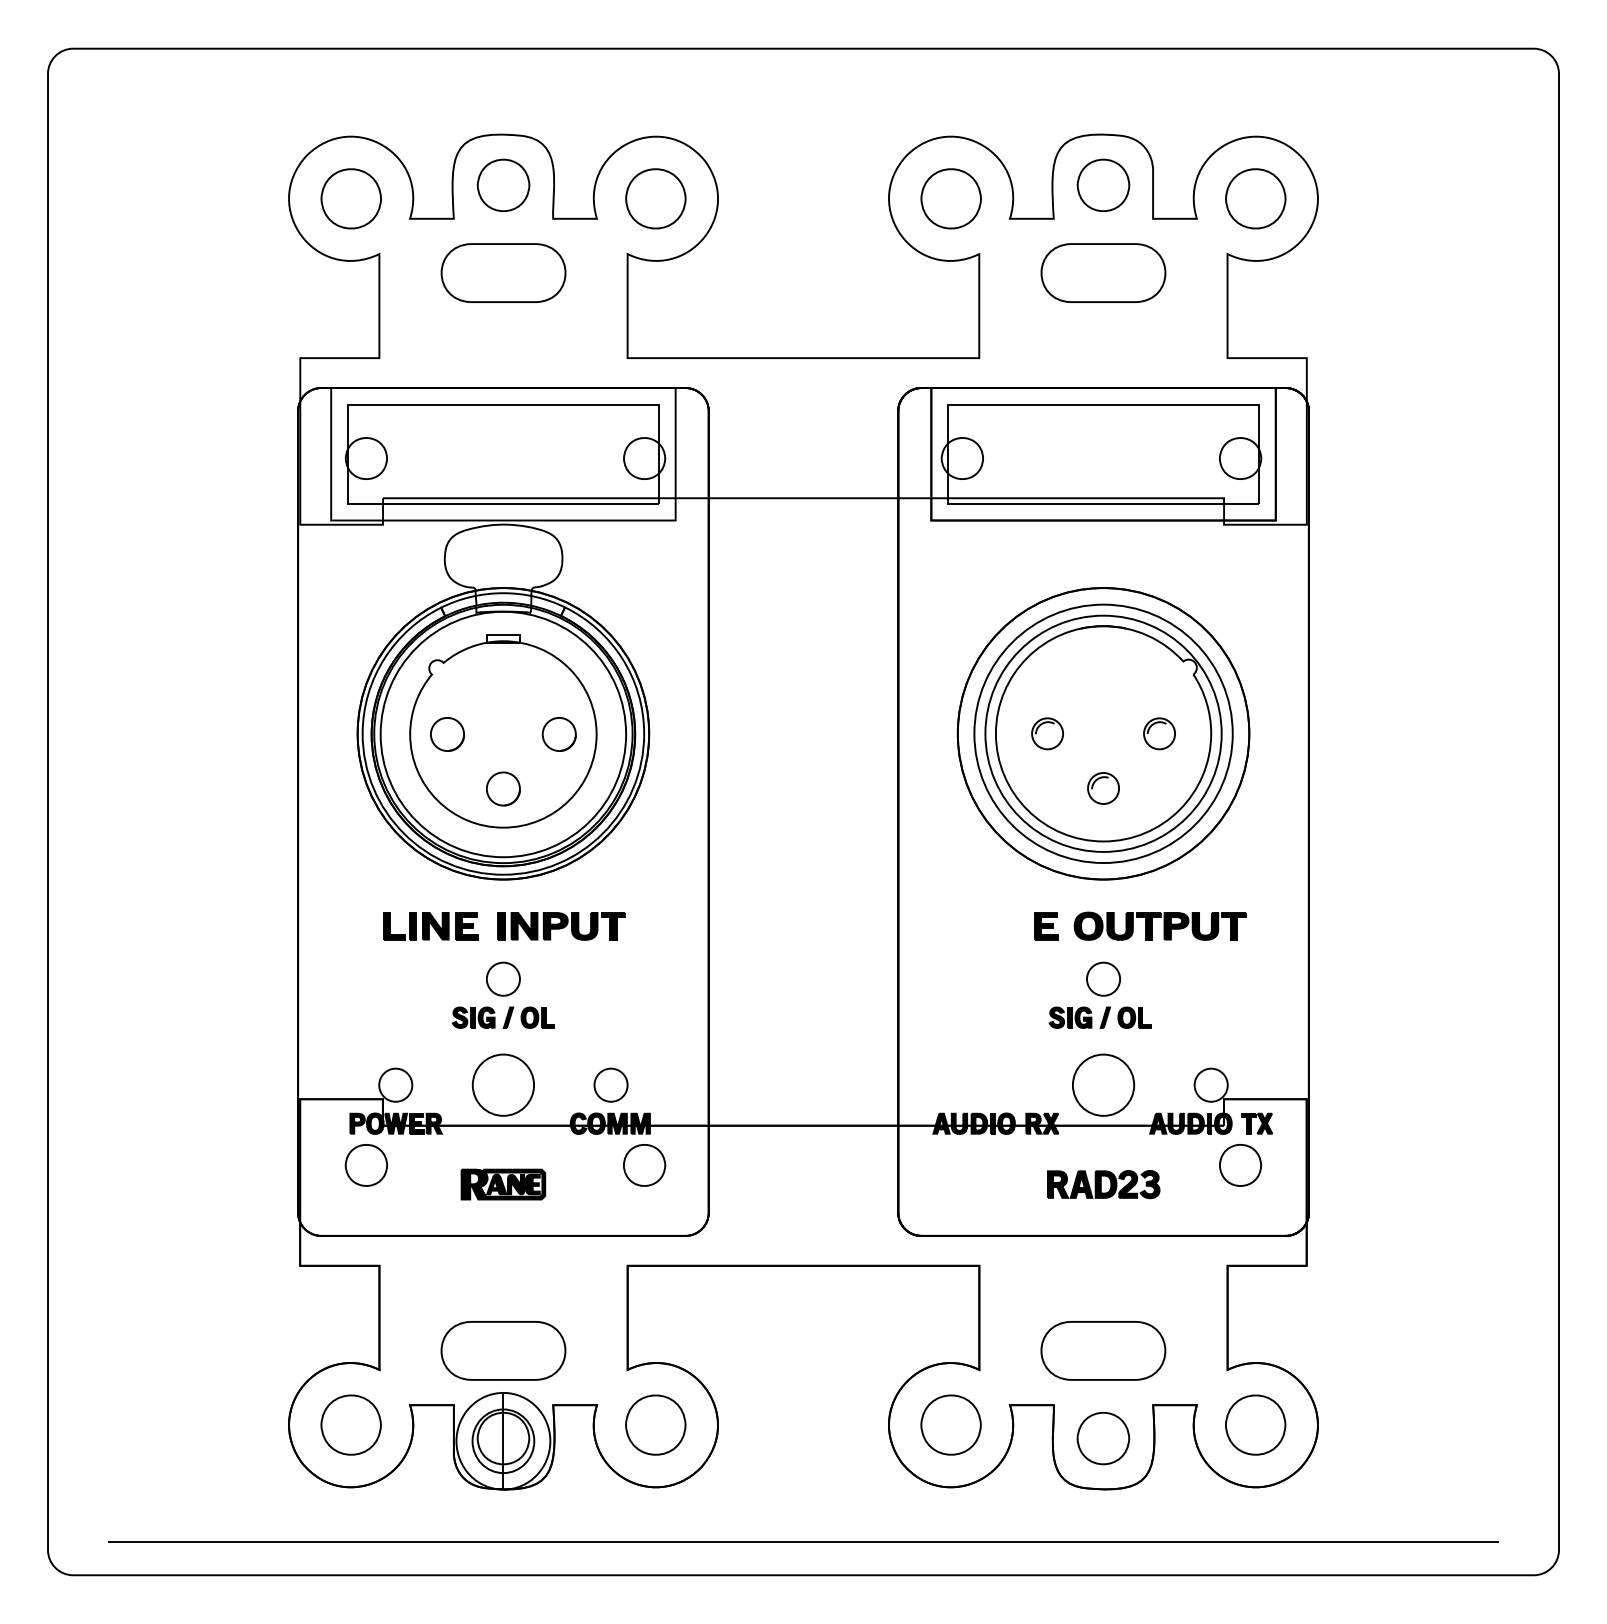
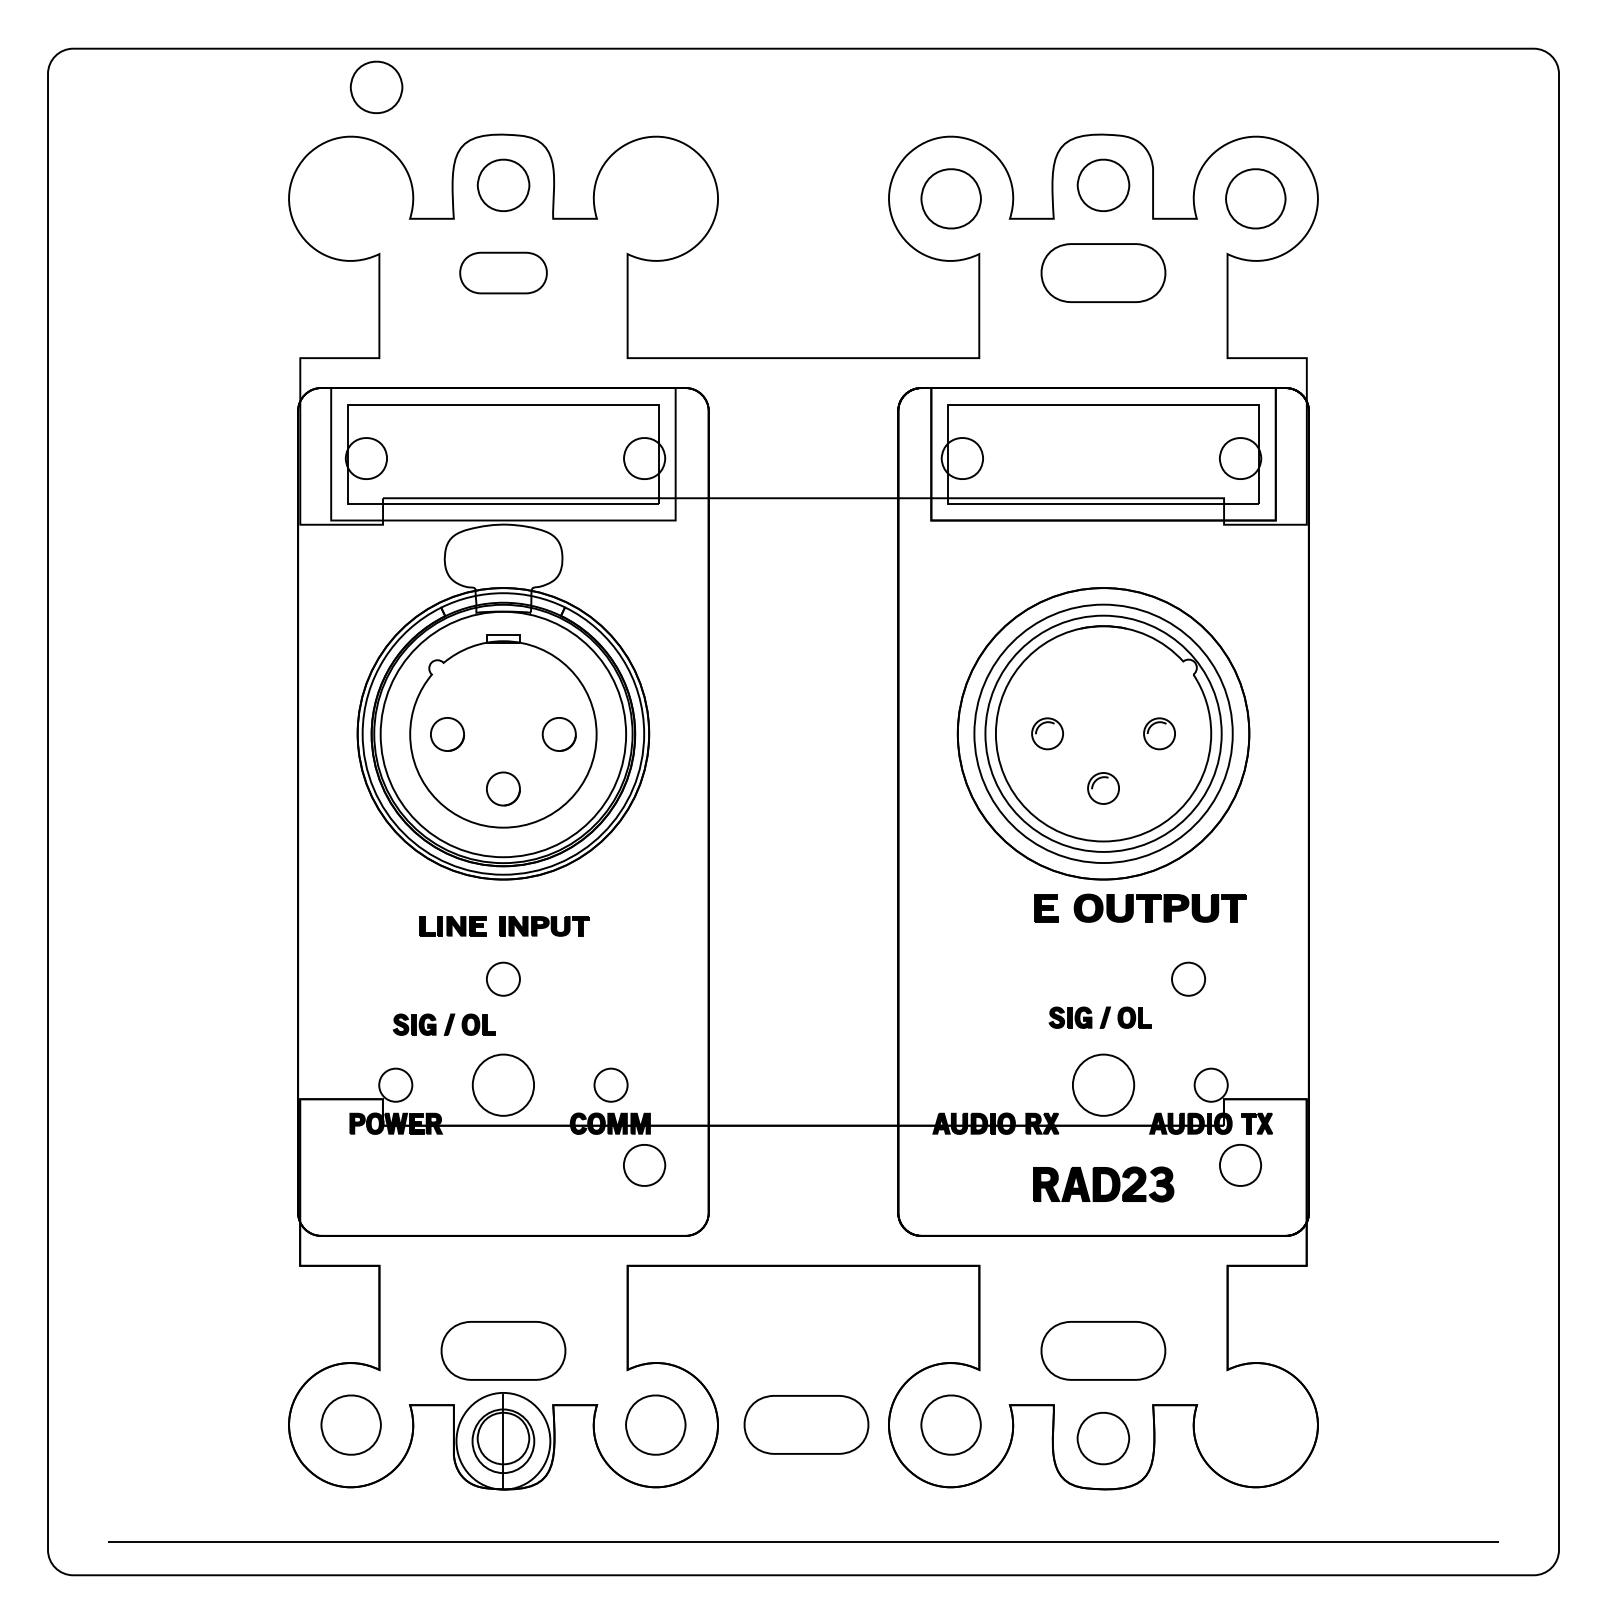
part: none -> present (376, 86)
part: present -> none (350, 198)
part: present -> none (655, 198)
part size: 127x60 px -> 89x44 px (503, 272)
part position: (1140, 925) -> (1140, 907) (1140, 907)
part size: 243x29 px -> 171x21 px (504, 926)
part position: (1103, 978) -> (1188, 978) (1188, 978)
part position: (503, 1017) -> (444, 1024) (444, 1024)
part: present -> none (365, 1165)
part: present -> none (503, 1184)
part size: 114x30 px -> 142x37 px (1103, 1184)
part: none -> present (806, 1424)
part: present -> none (1255, 1424)
